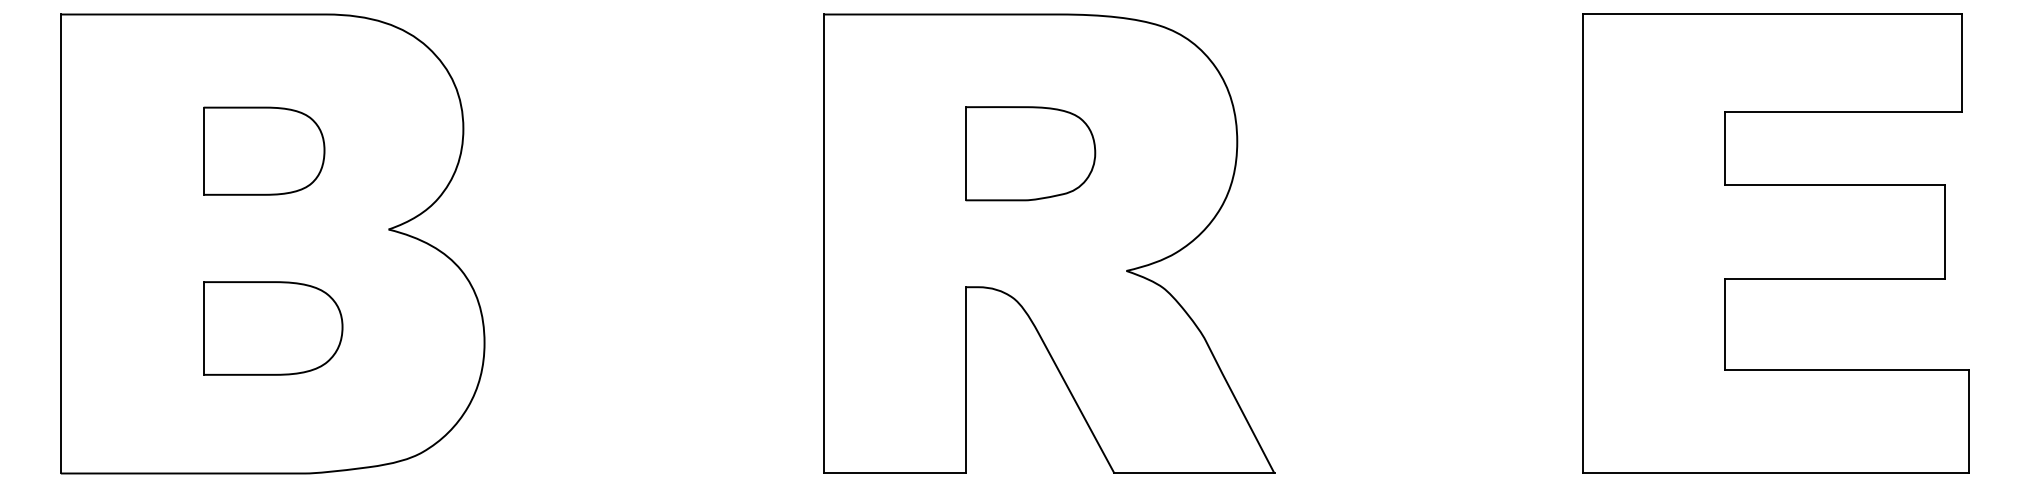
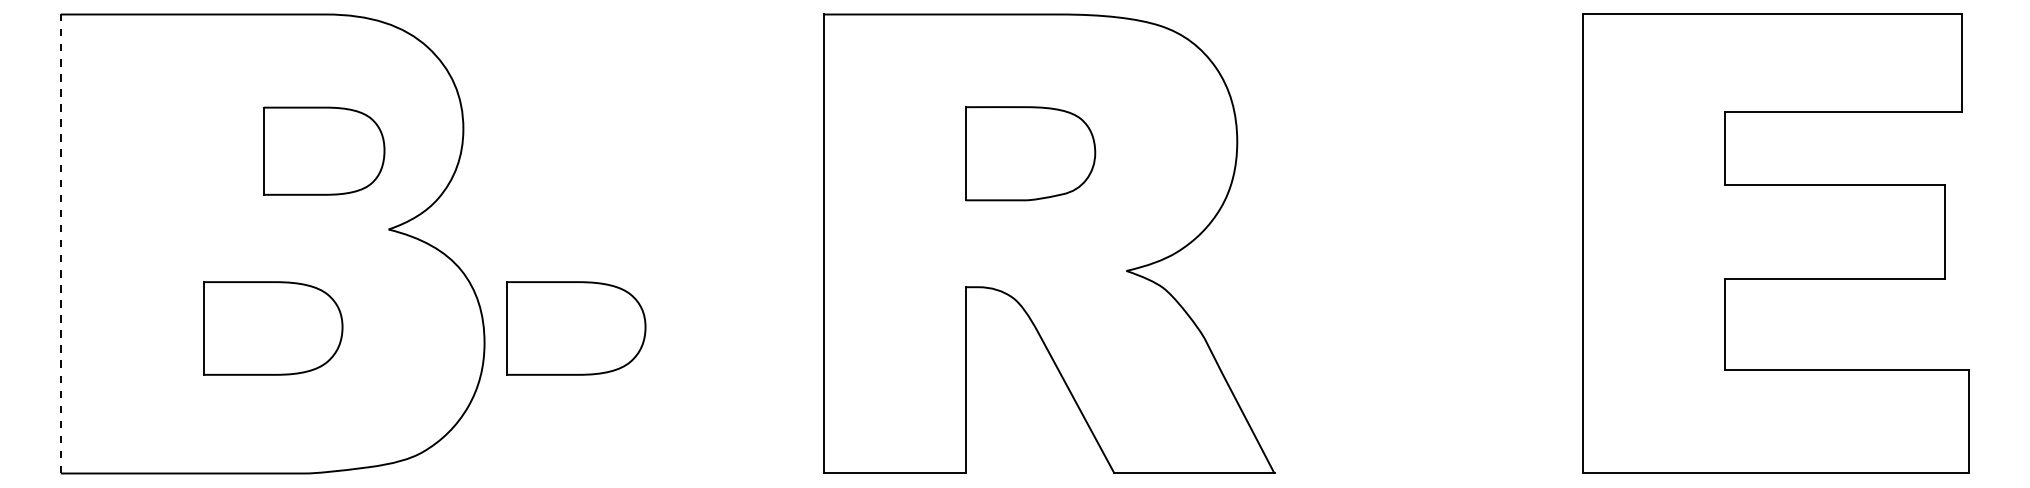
part position: (264, 150) -> (324, 150) (324, 150)
line: solid -> dashed (60, 243)
part: none -> present (576, 328)
